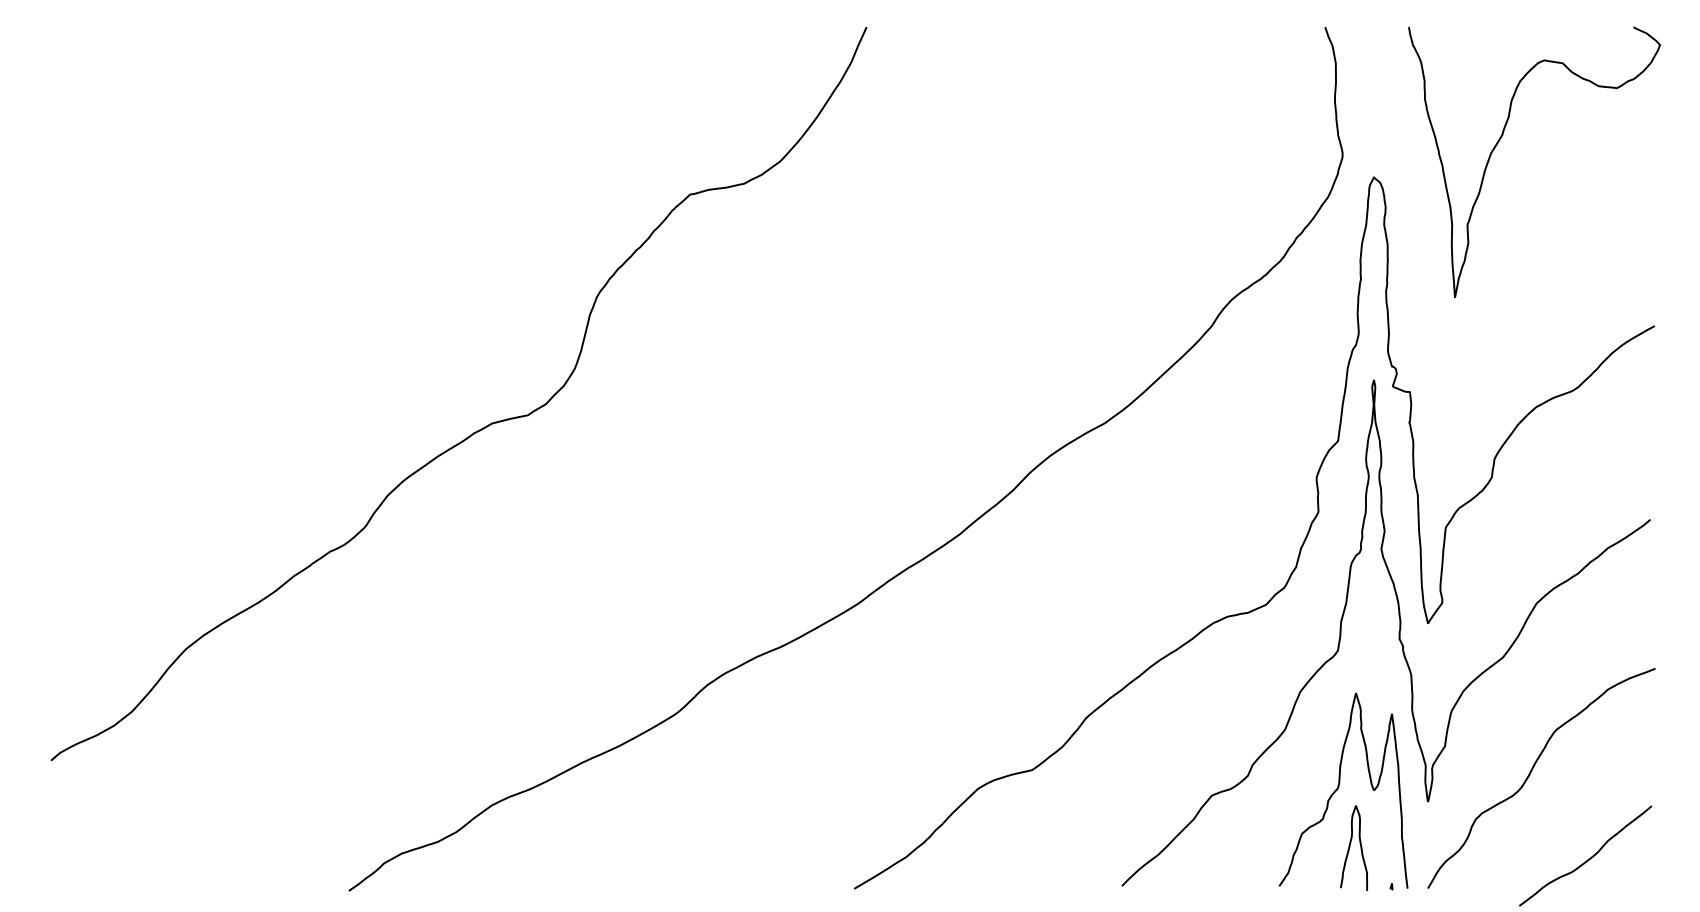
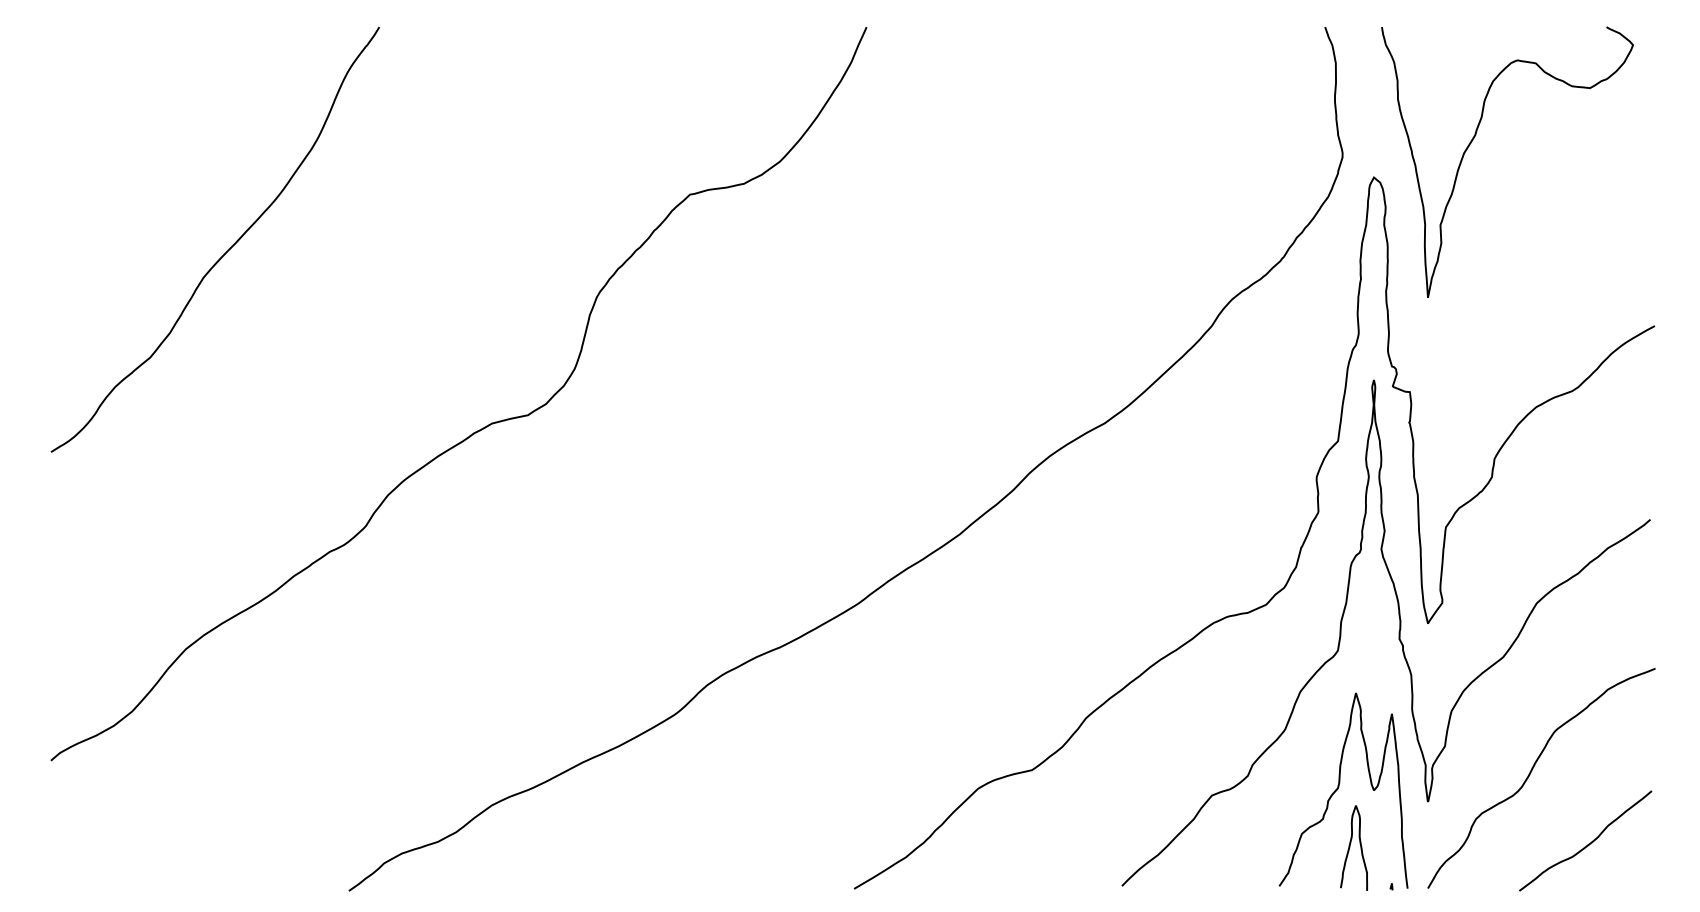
curve position: (1500, 140) -> (1473, 140) (1473, 140)
curve: none -> present (228, 248)
curve position: (1588, 858) -> (1588, 843) (1588, 843)
